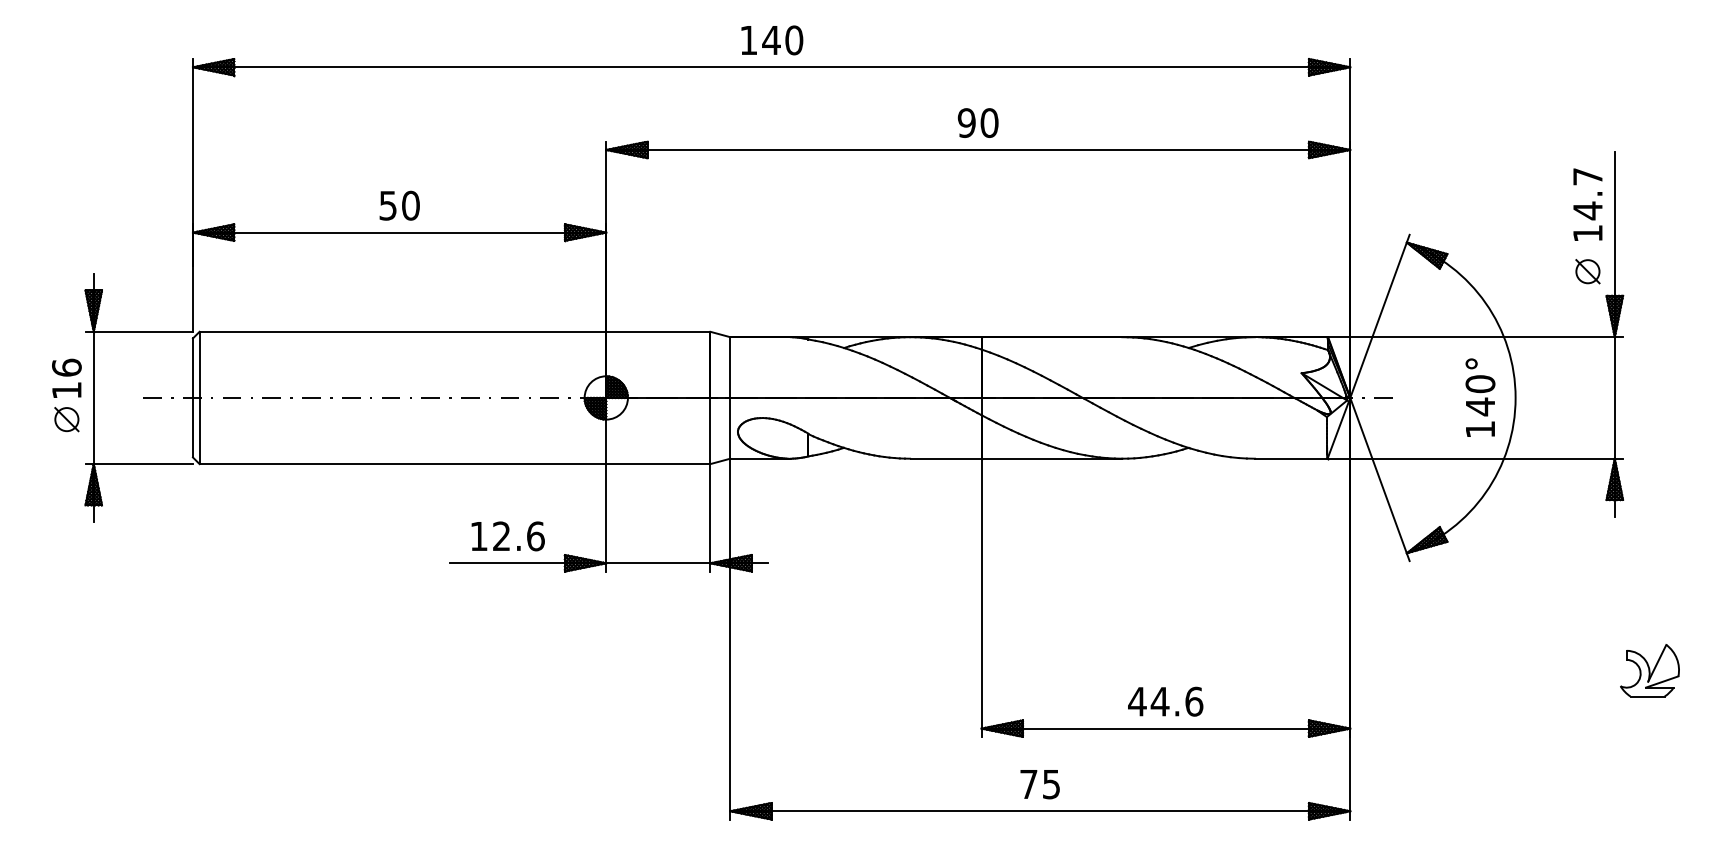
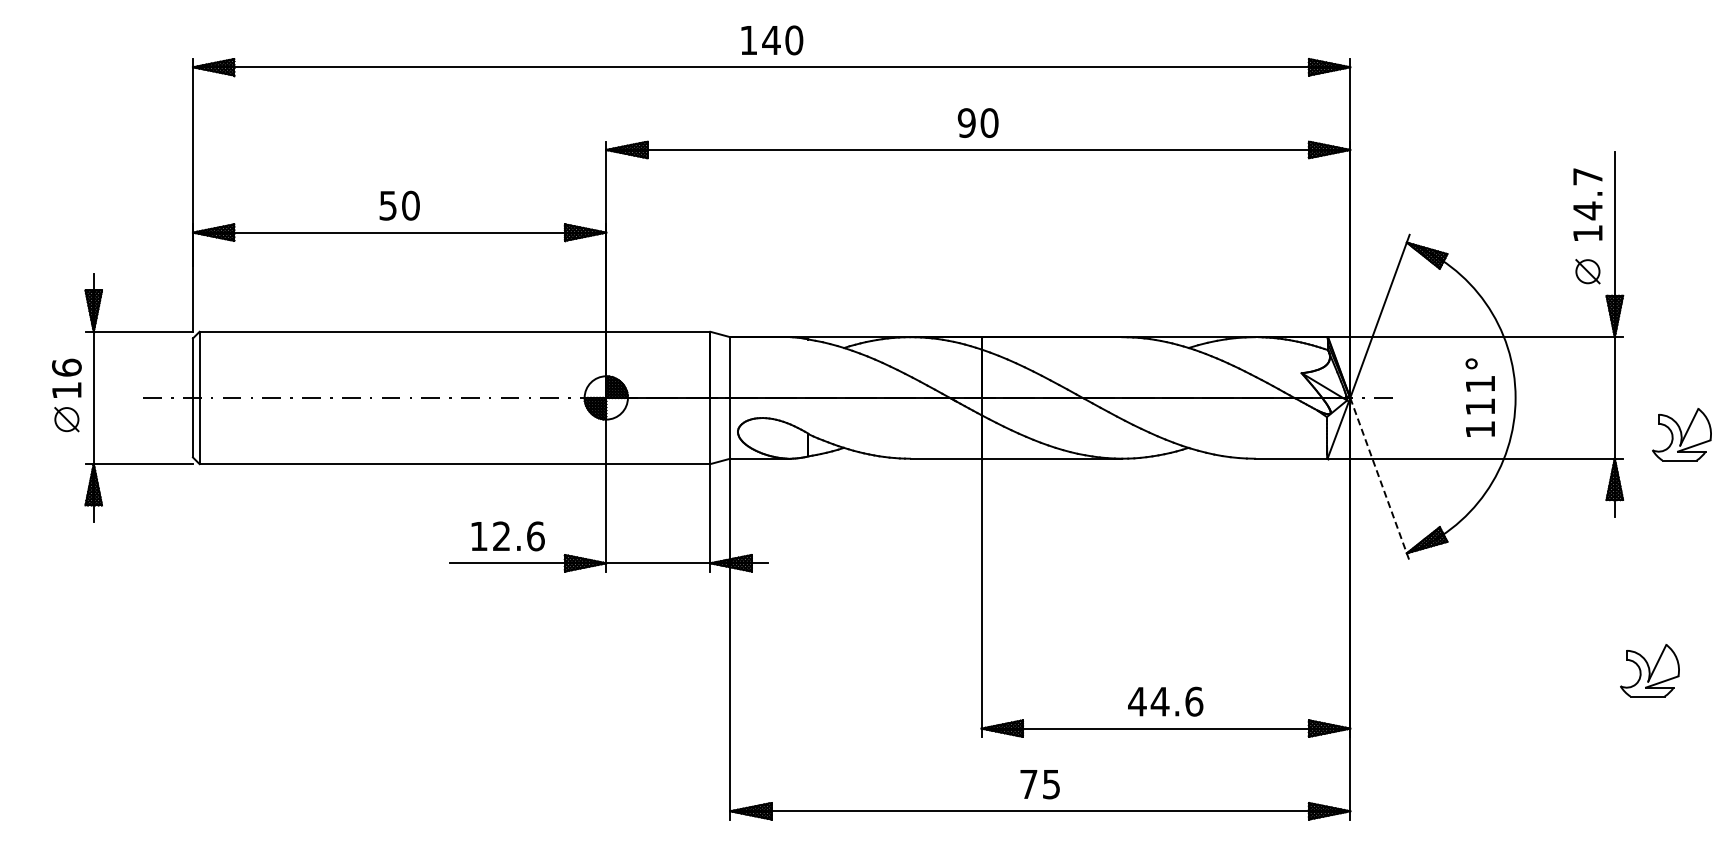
text: 140° -> 111° (1480, 395)
part: none -> present (1681, 434)
line: solid -> dashed (1379, 479)
